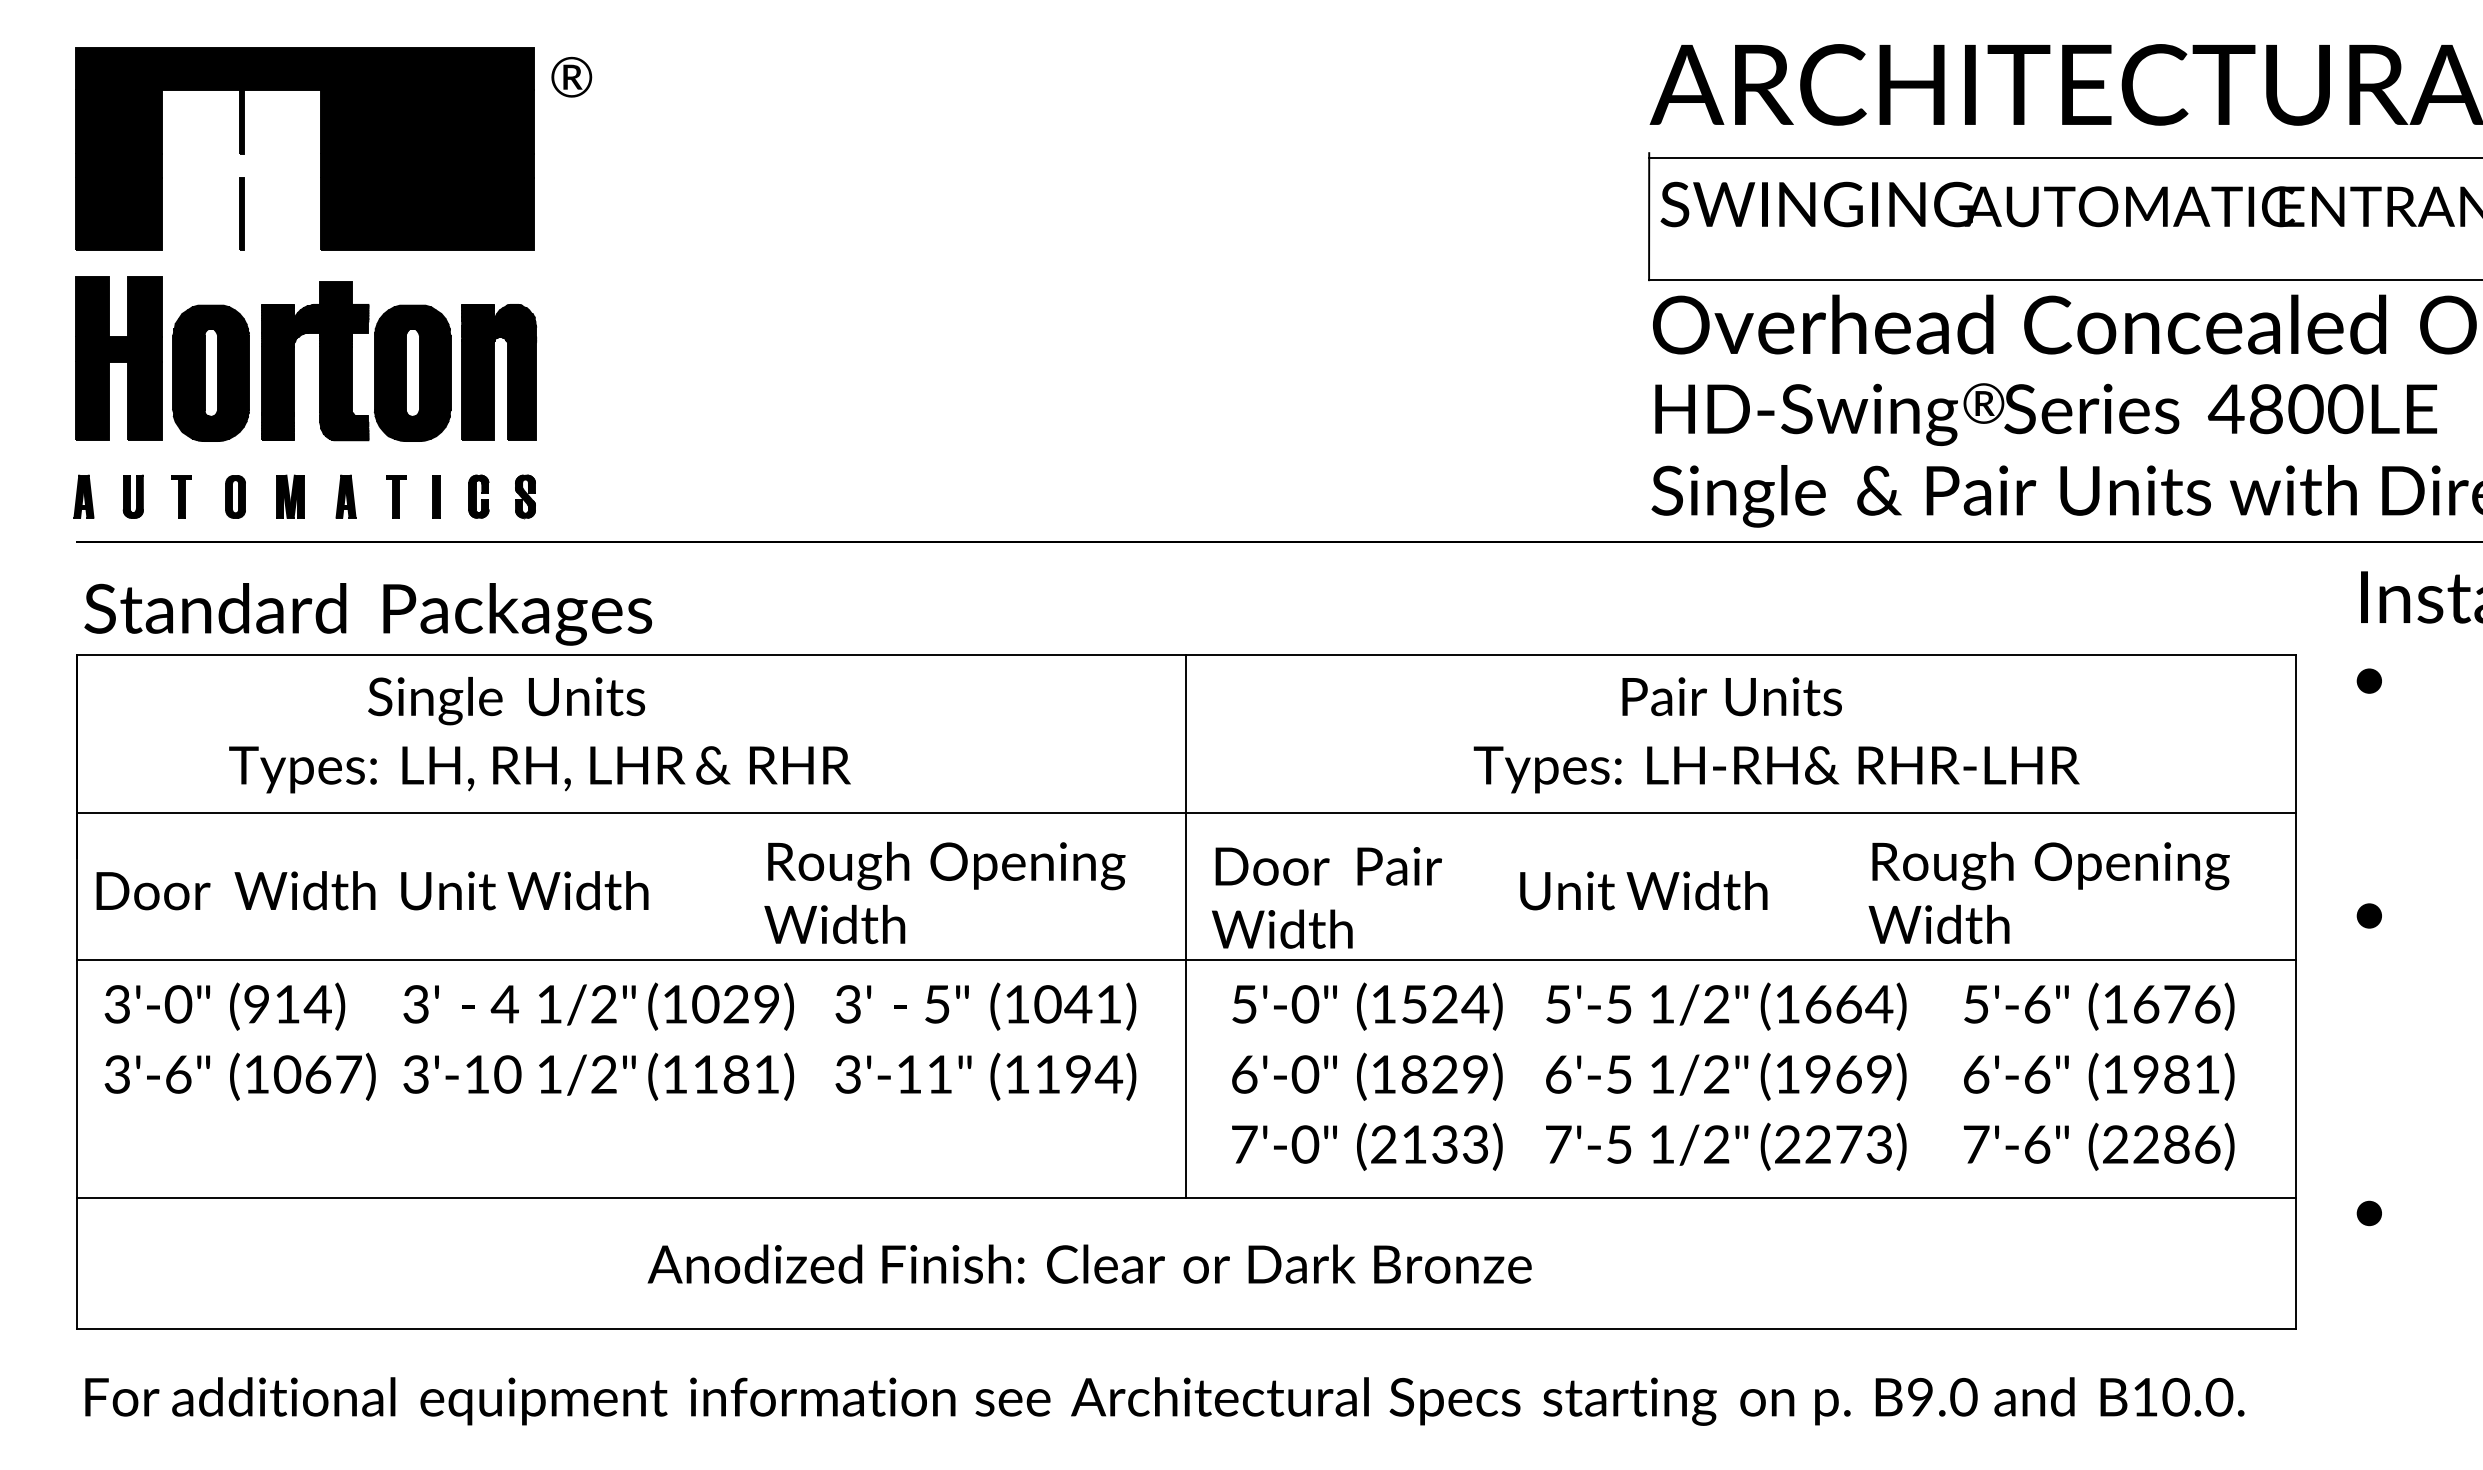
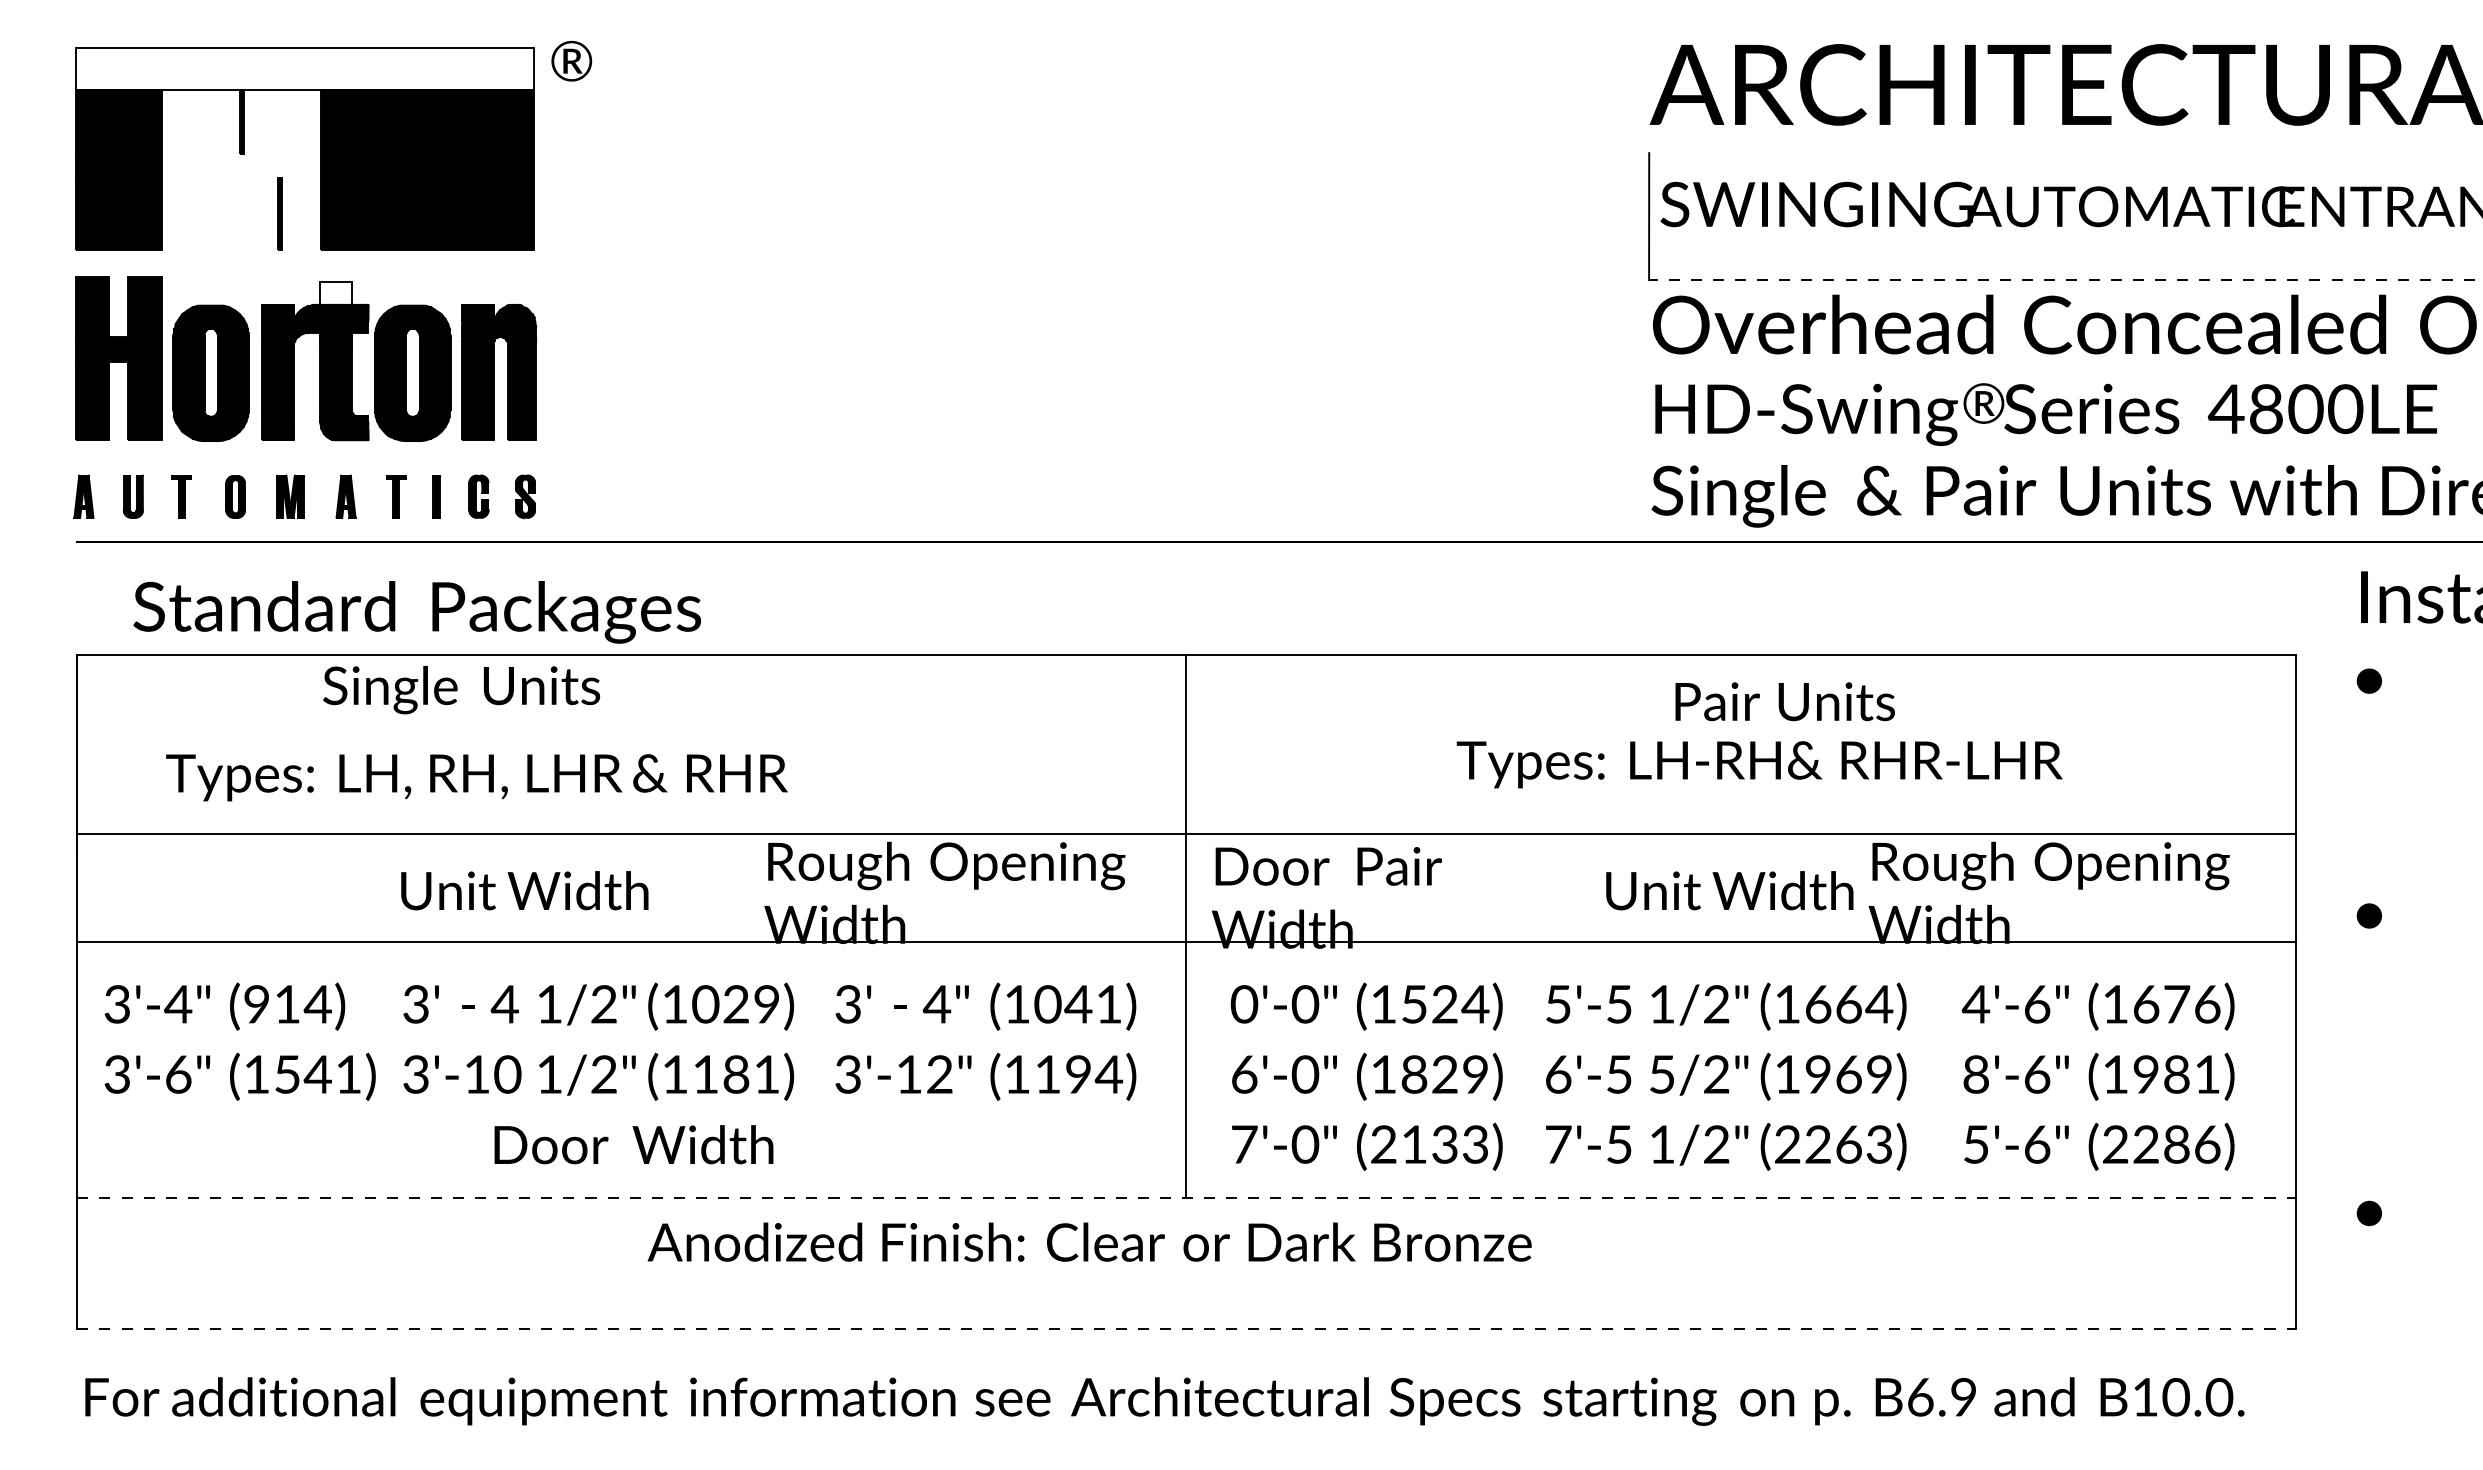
fill: present -> none (305, 68)
text position: (571, 76) -> (571, 60) (571, 60)
line: present -> none (2064, 158)
part position: (241, 213) -> (279, 213) (279, 213)
line: solid -> dashed (2065, 280)
fill: present -> none (335, 293)
text position: (368, 614) -> (417, 612) (417, 612)
text position: (1731, 696) -> (1784, 701) (1784, 701)
text position: (506, 701) -> (461, 690) (461, 690)
text position: (539, 769) -> (476, 777) (476, 777)
text position: (1776, 769) -> (1759, 764) (1759, 764)
line position: (1186, 813) -> (1186, 834) (1186, 834)
text position: (235, 890) -> (633, 1144) (633, 1144)
text position: (1643, 890) -> (1729, 890) (1729, 890)
line position: (1186, 960) -> (1186, 942) (1186, 942)
text: 3'-0" -> 3'-4" (178, 1004)
text: 5" -> 4" (936, 1004)
text: 5'-0" -> 0'-0" (1244, 1004)
text: 5'-6" -> 4'-6" (1975, 1004)
text: (1067) -> (1541) (317, 1074)
text: 3'-11" -> 3'-12" (939, 1074)
text: 1/2" -> 5/2" (1661, 1074)
text: 6'-6" -> 8'-6" (1976, 1074)
text: (2273) -> (2263) (1849, 1144)
text: 7'-6" -> 5'-6" (1976, 1144)
line: solid -> dashed (1187, 1198)
text position: (1089, 1263) -> (1089, 1241) (1089, 1241)
line: solid -> dashed (1187, 1329)
text: B9.0 -> B6.9 (1942, 1396)
